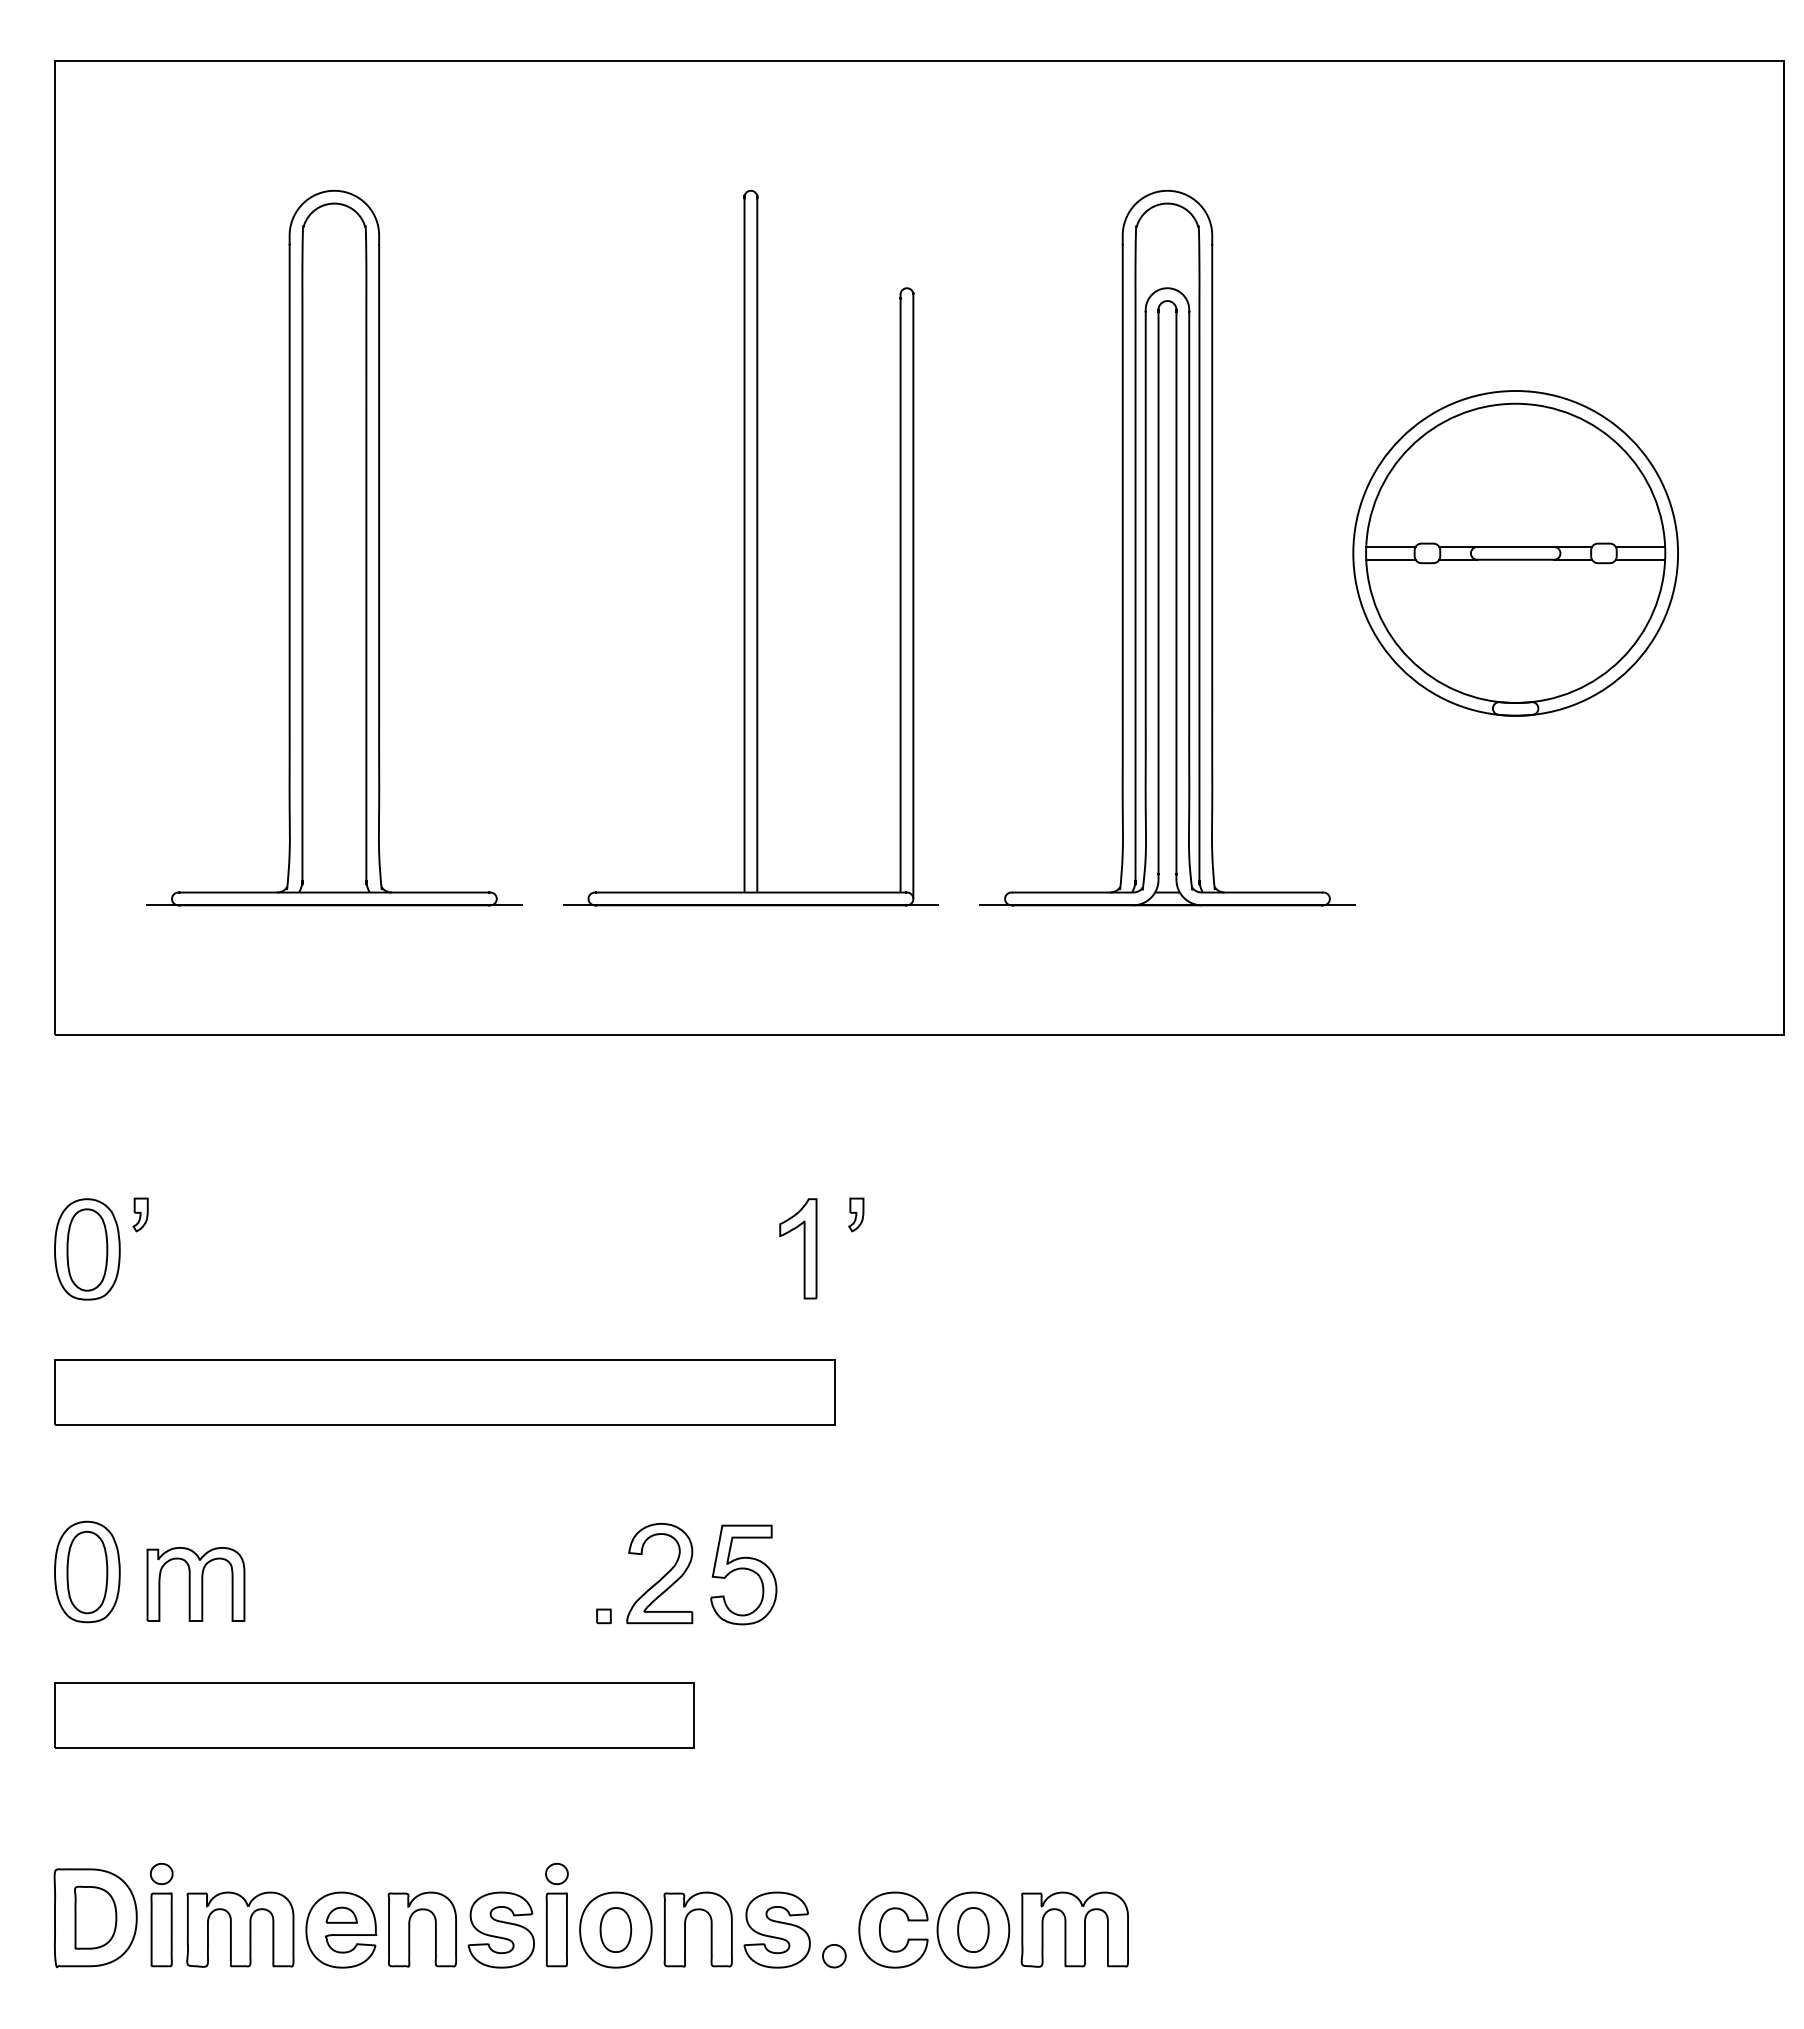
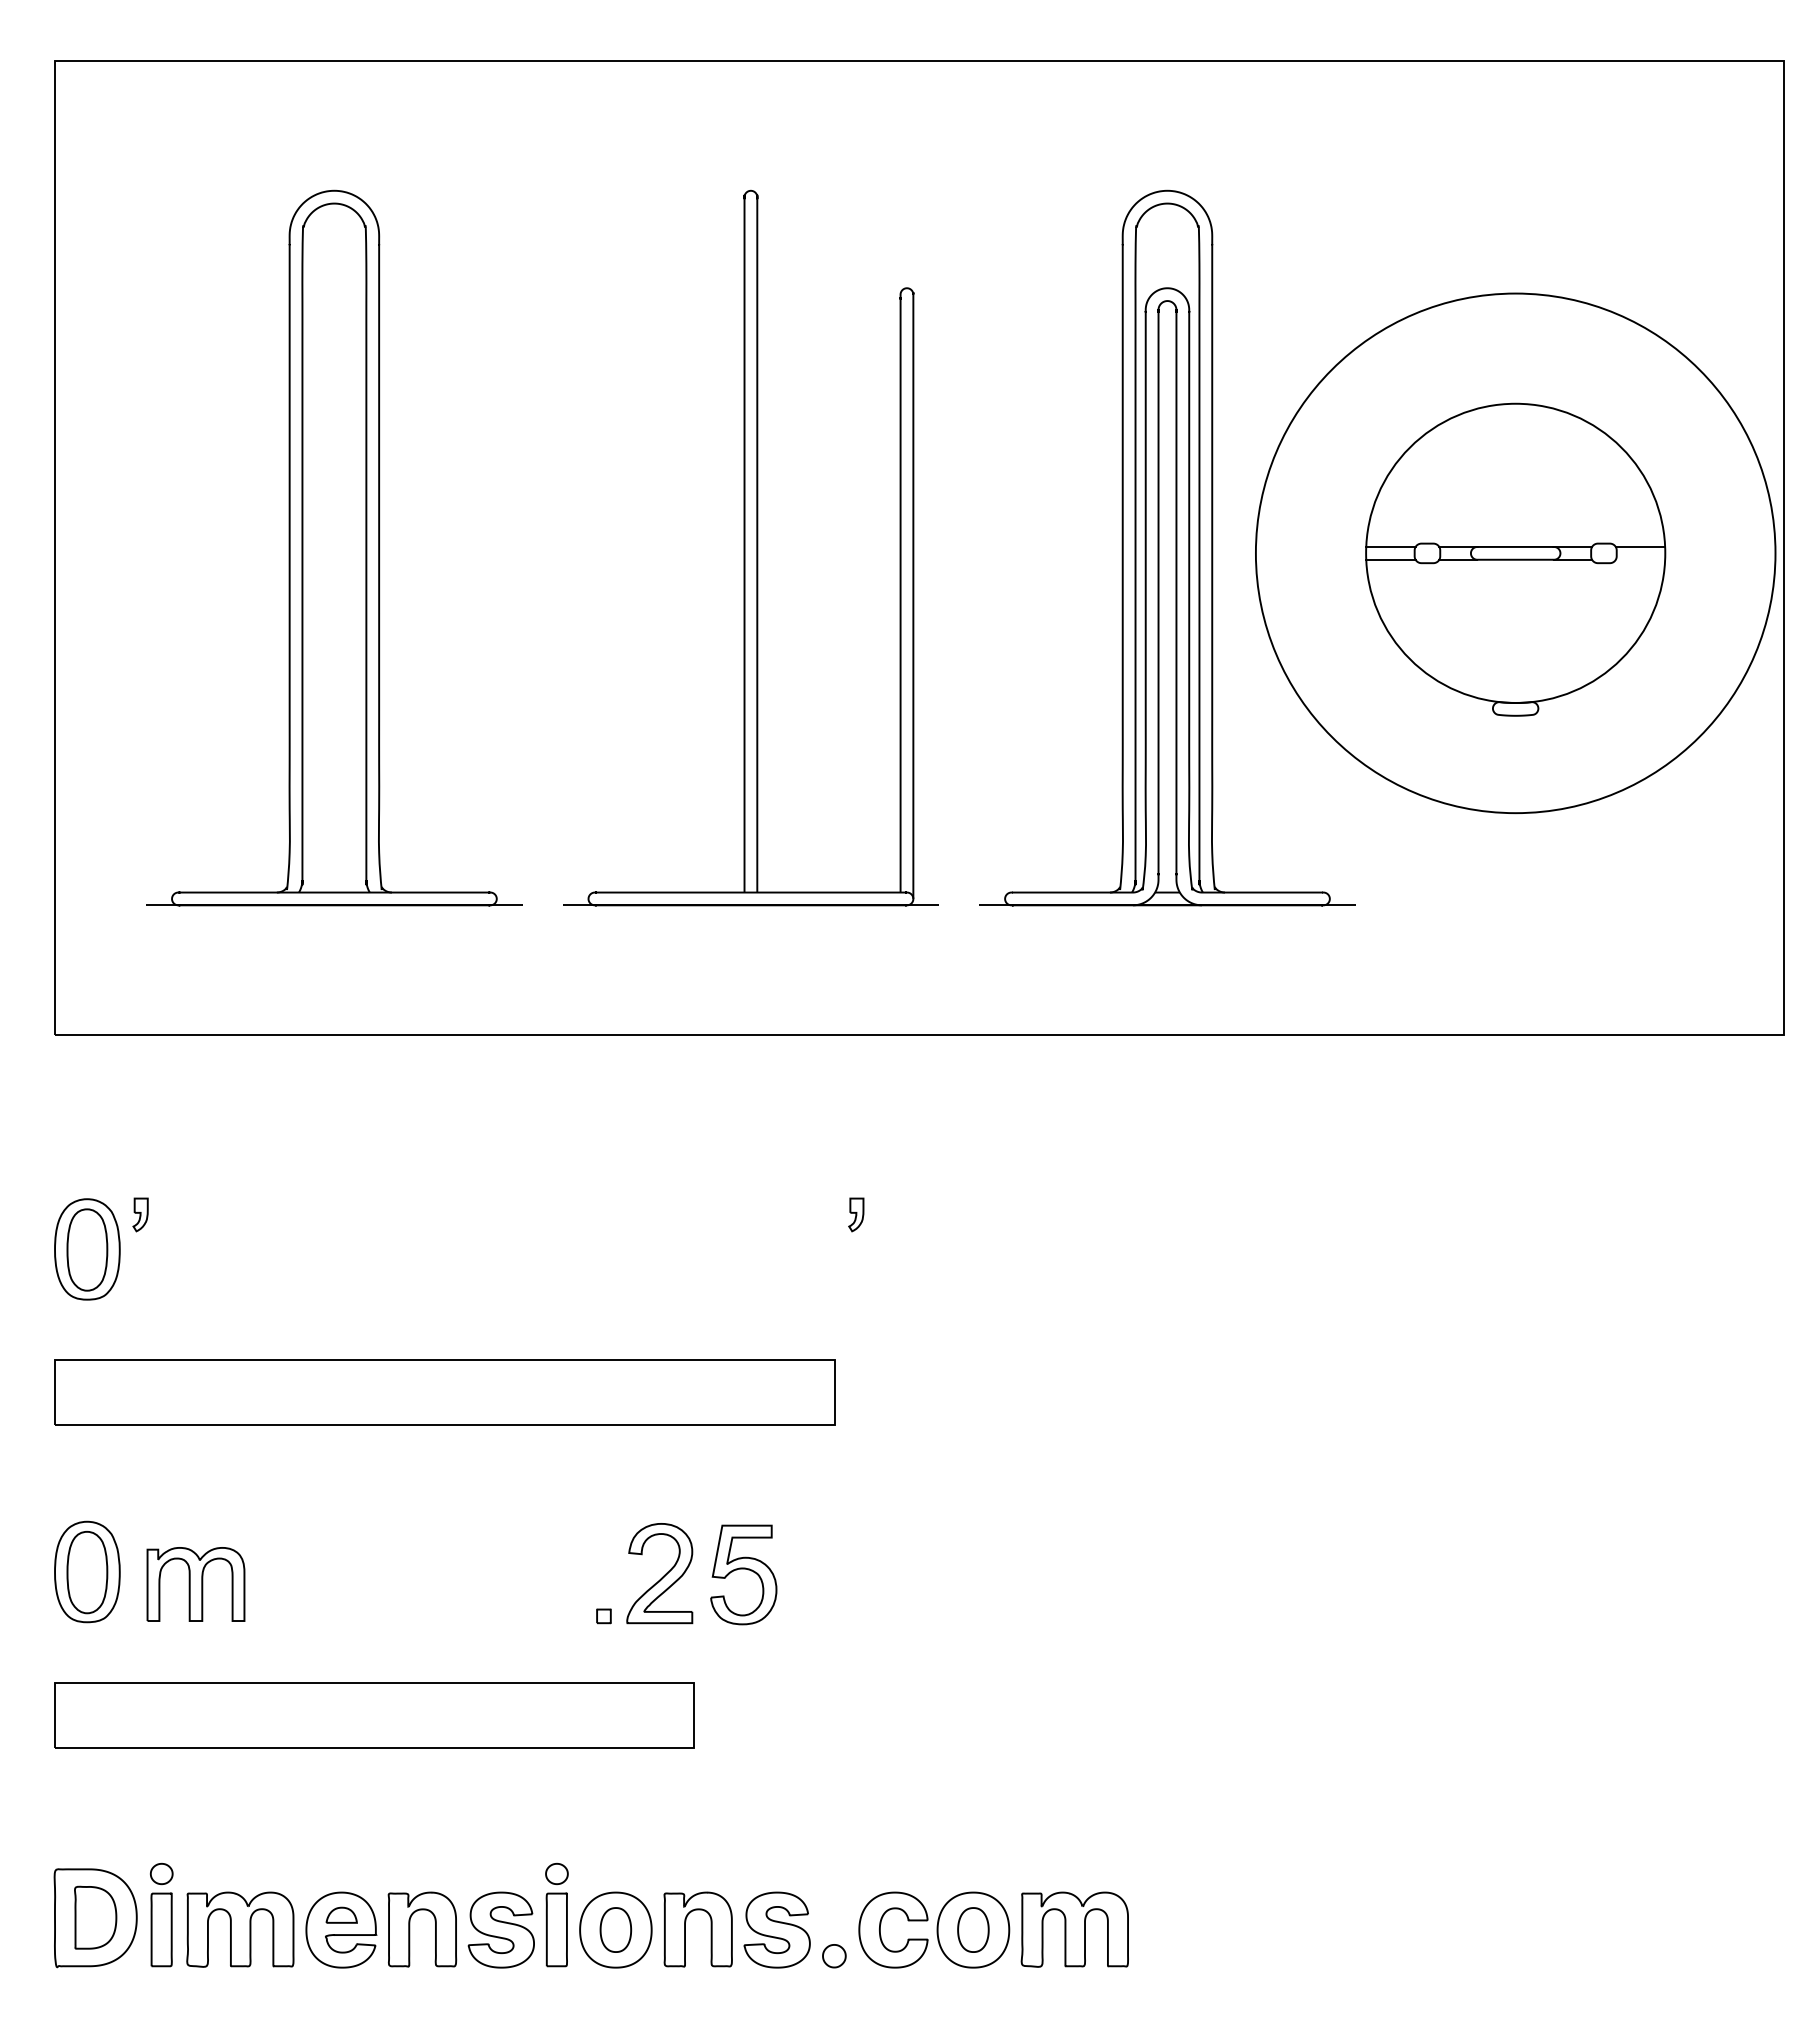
circle diameter: 325 px -> 520 px (1515, 553)
line: present -> none (1640, 559)
part: present -> none (798, 1248)
